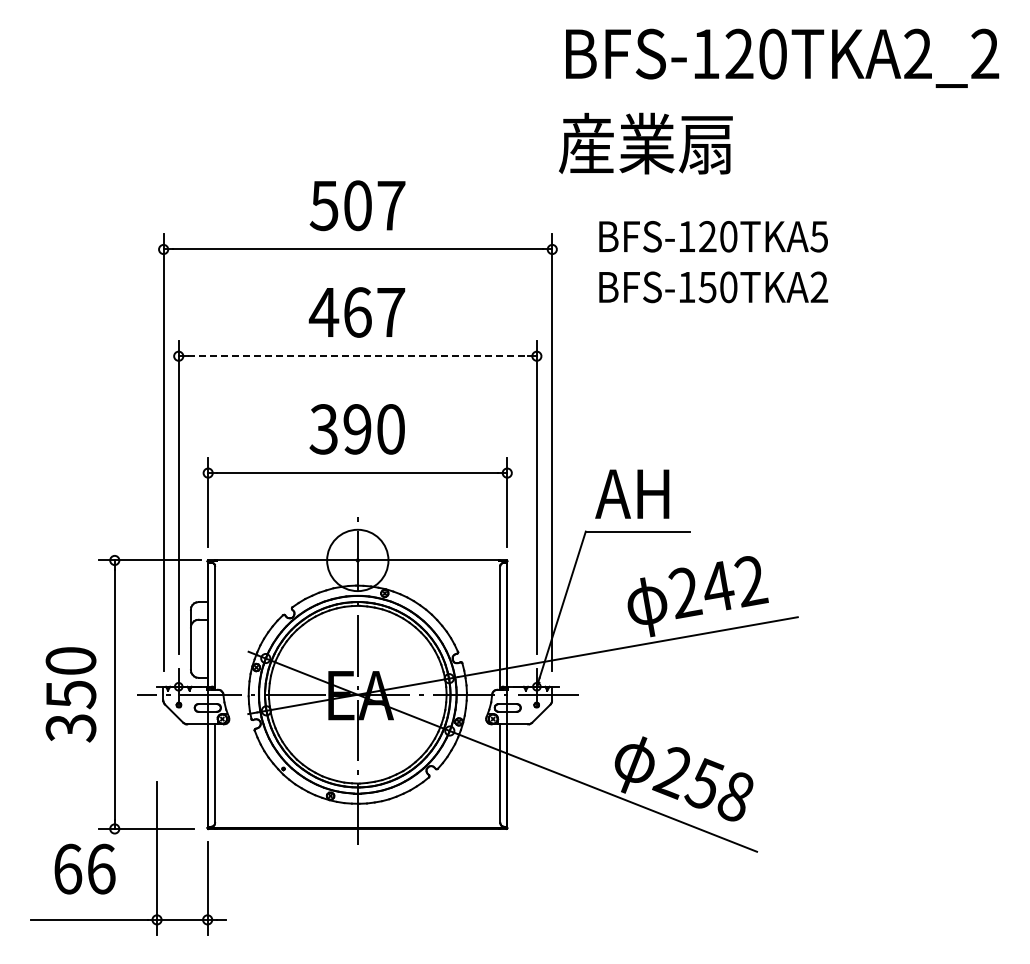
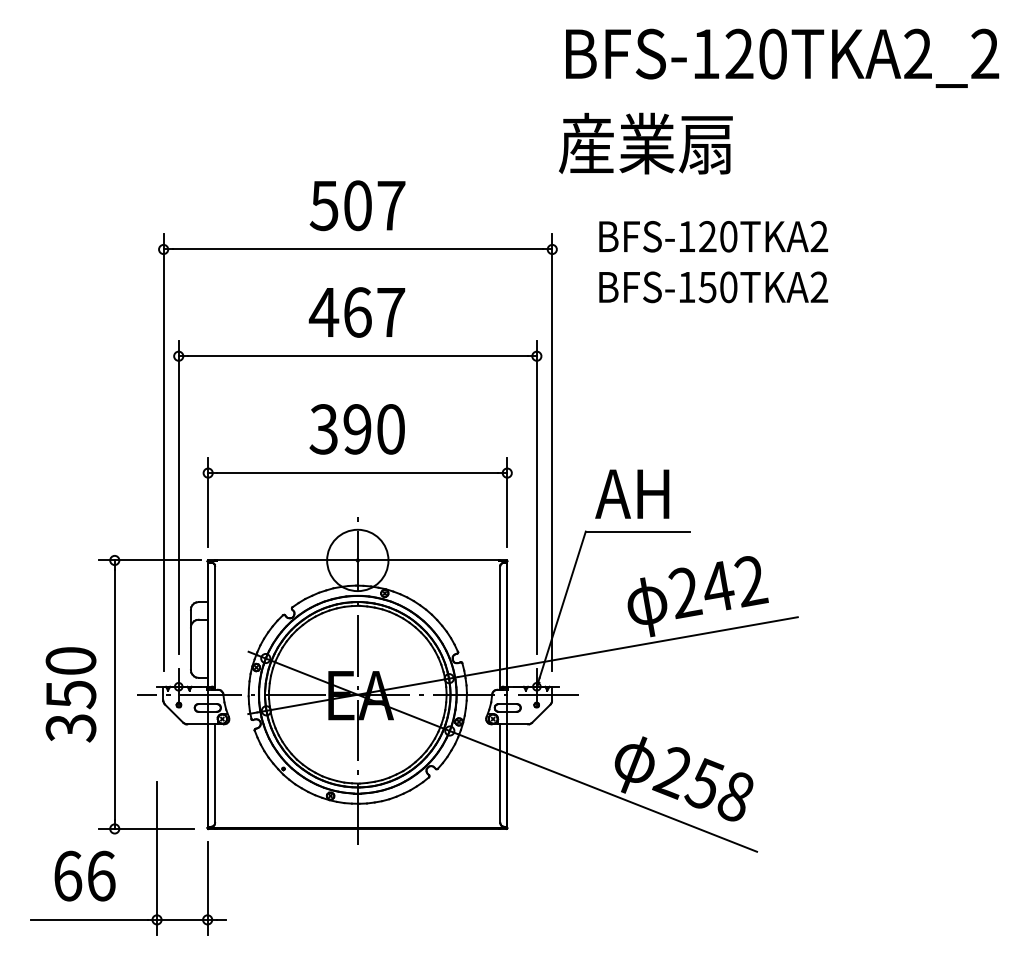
text: BFS-120TKA5 -> BFS-120TKA2 (819, 236)
line: dashed -> solid (357, 356)
text position: (84, 868) -> (84, 875) (84, 875)
